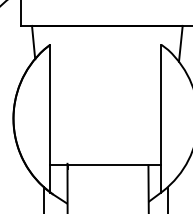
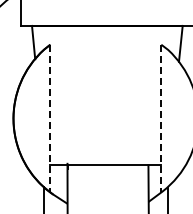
line: solid -> dashed (50, 119)
line: solid -> dashed (161, 119)
